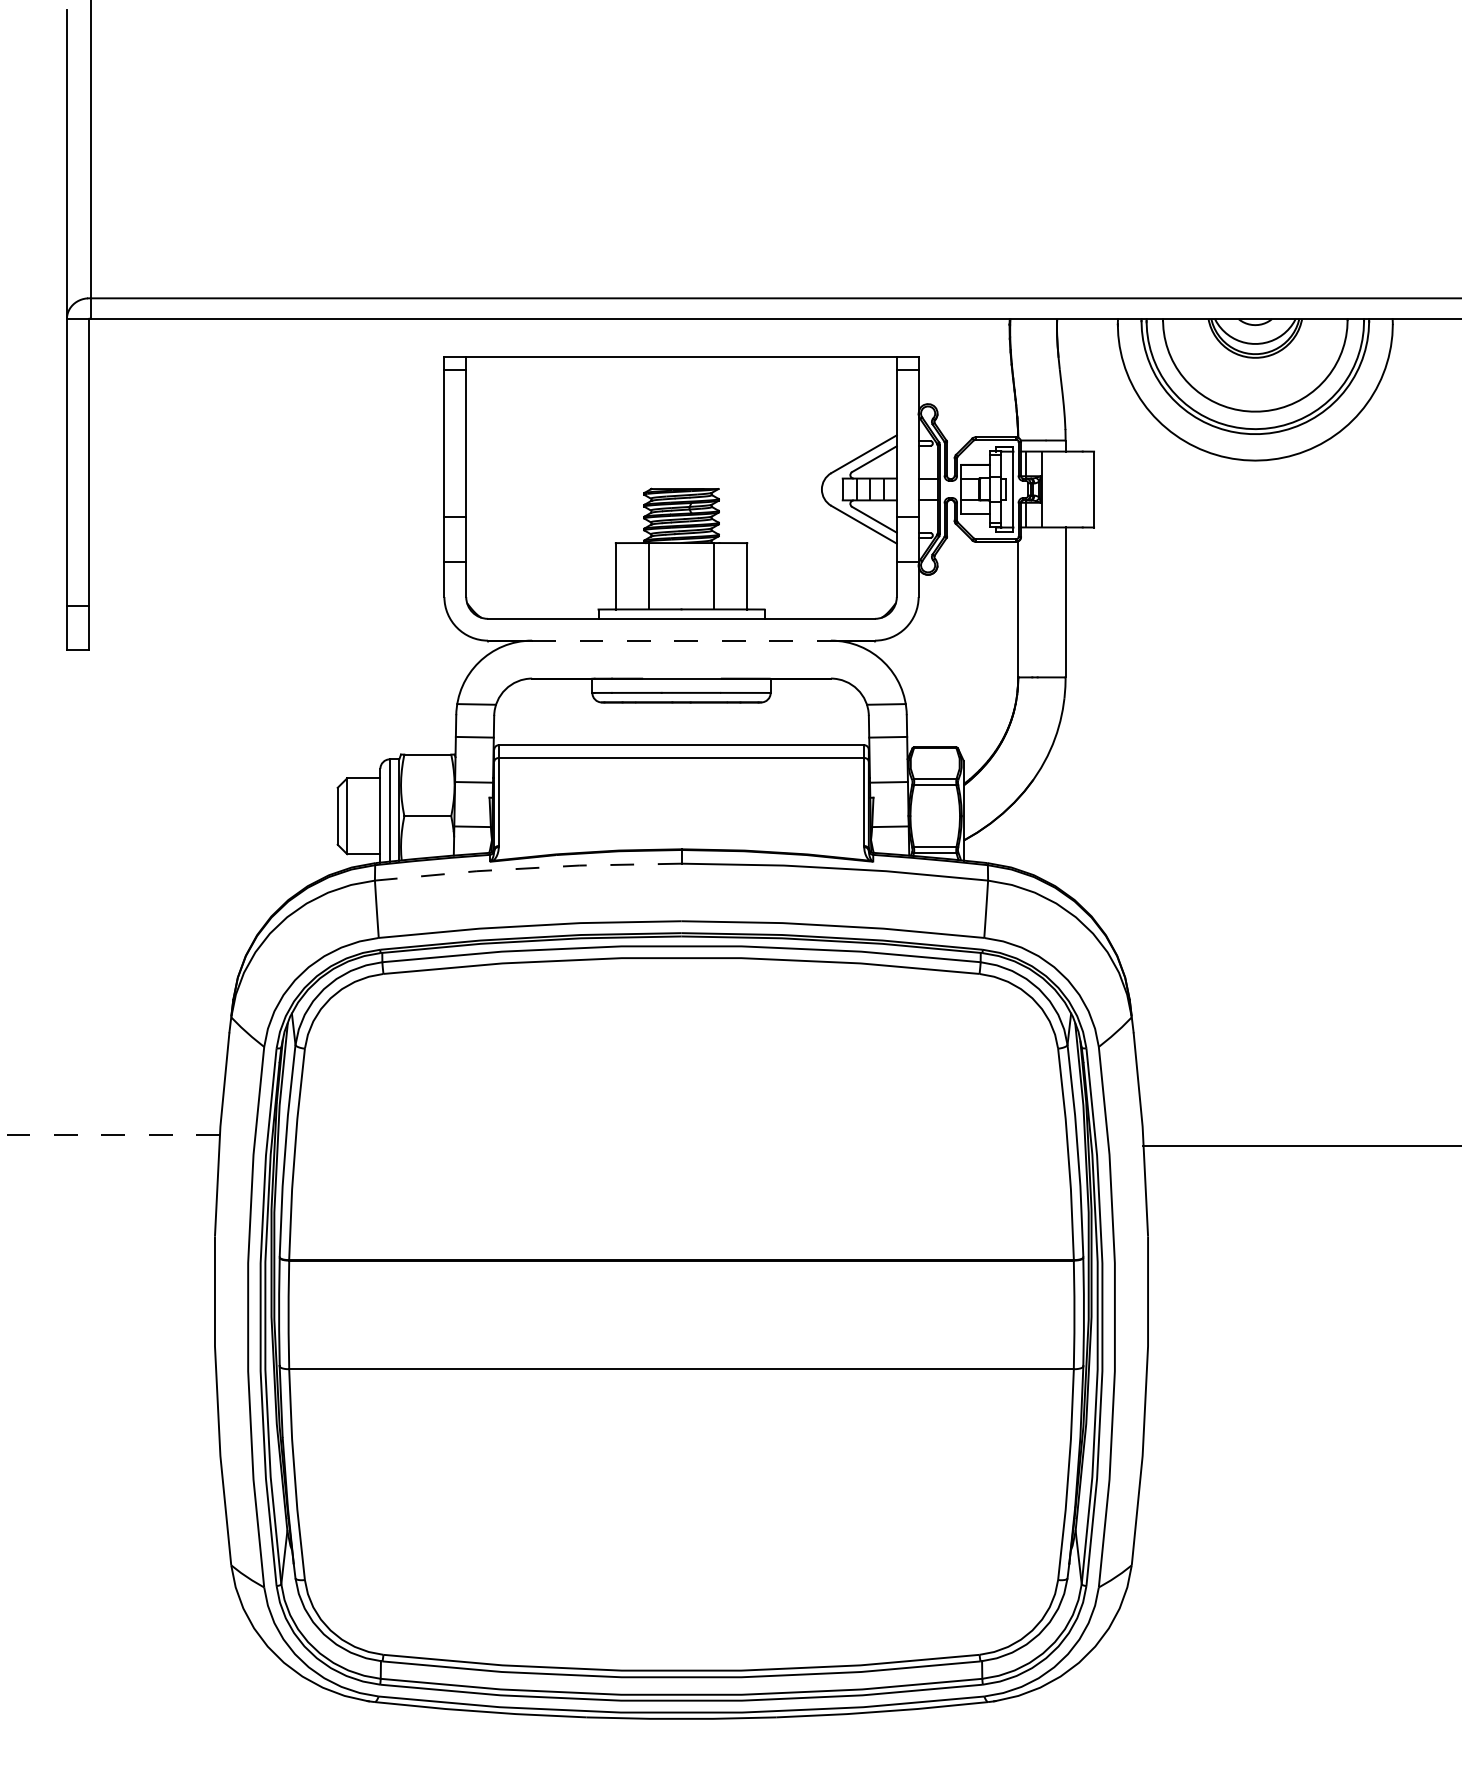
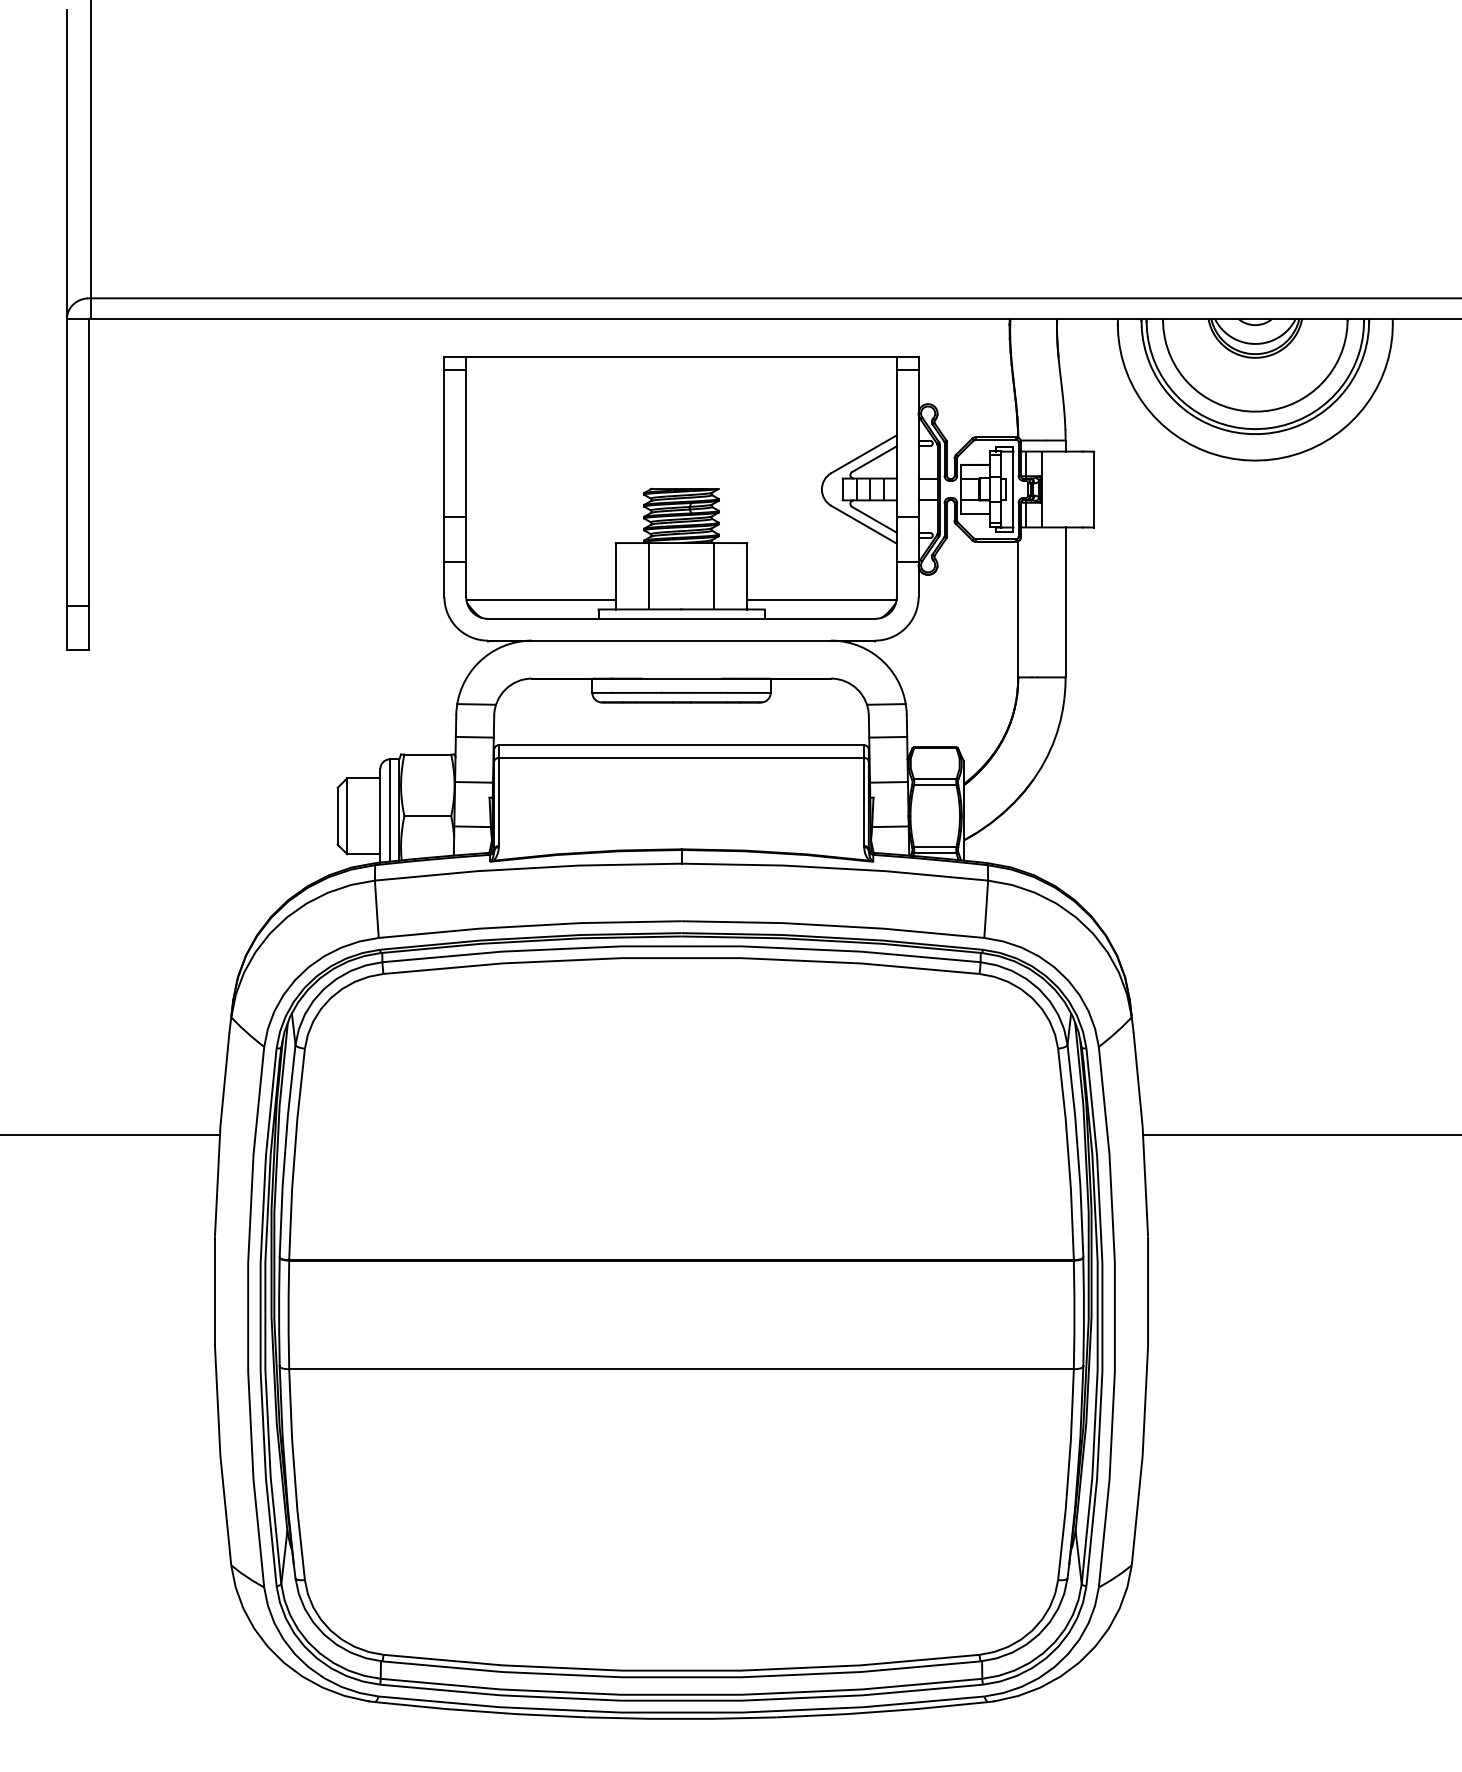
line: none -> present (540, 600)
line: none -> present (821, 600)
line: dashed -> solid (682, 640)
line: dashed -> solid (527, 868)
line: dashed -> solid (110, 1134)
line position: (1300, 1145) -> (1300, 1134) (1300, 1134)
